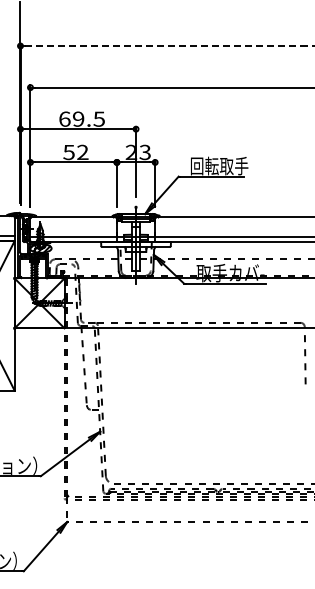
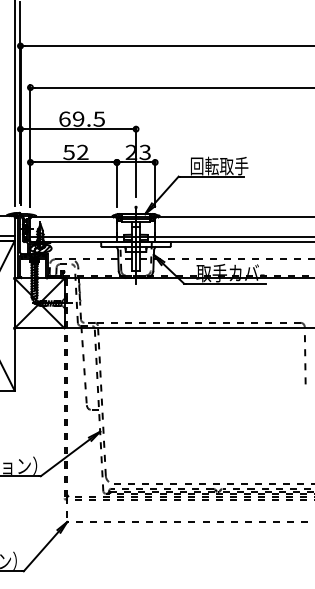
line: dashed -> solid (170, 46)
line: none -> present (14, 104)
